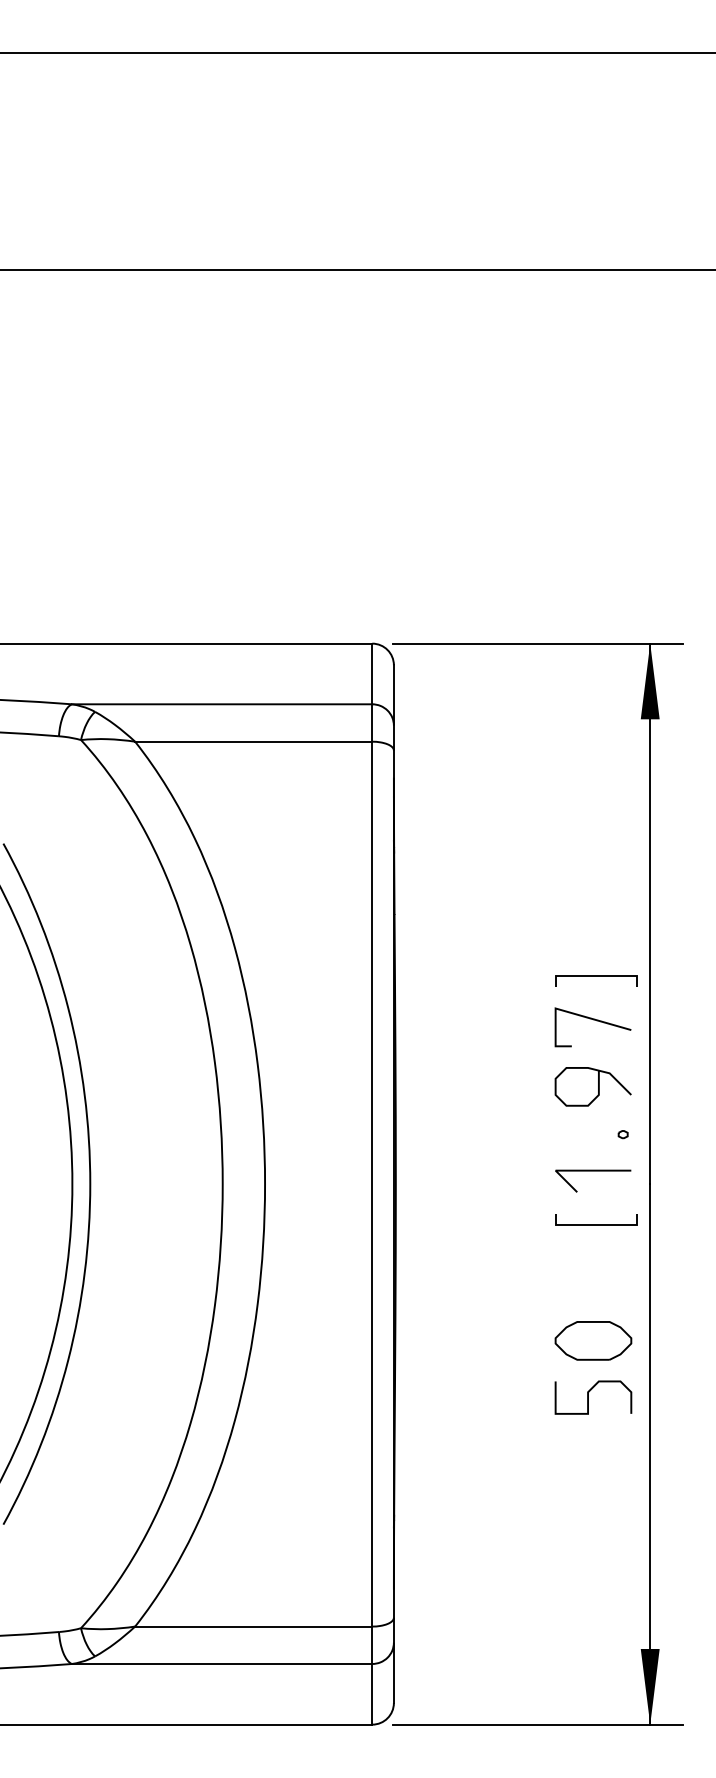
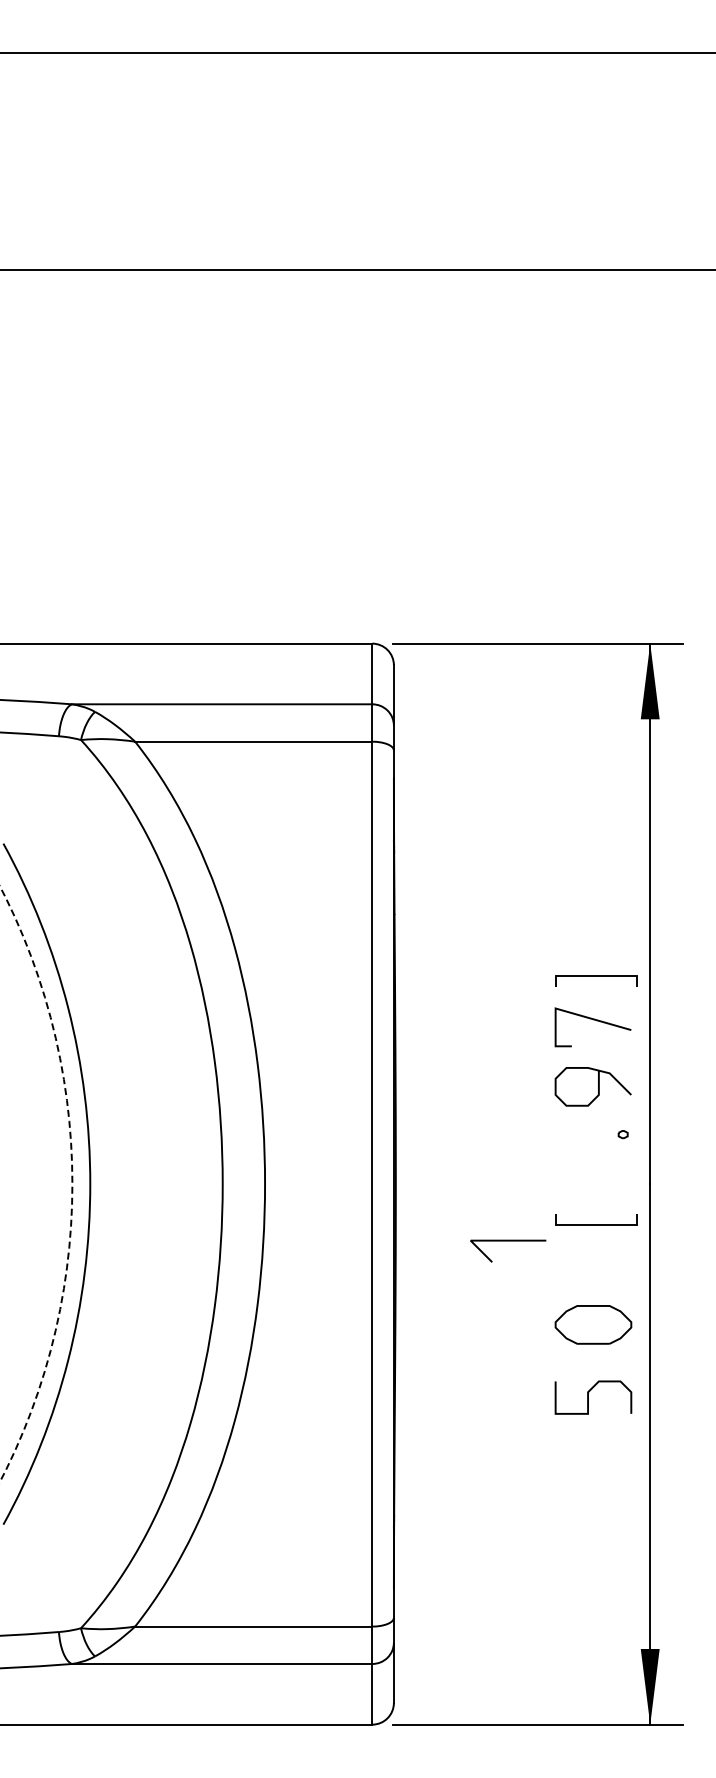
line position: (593, 1171) -> (508, 1241) (508, 1241)
arc: solid -> dashed (72, 1184)
part position: (593, 1340) -> (593, 1324) (593, 1324)
